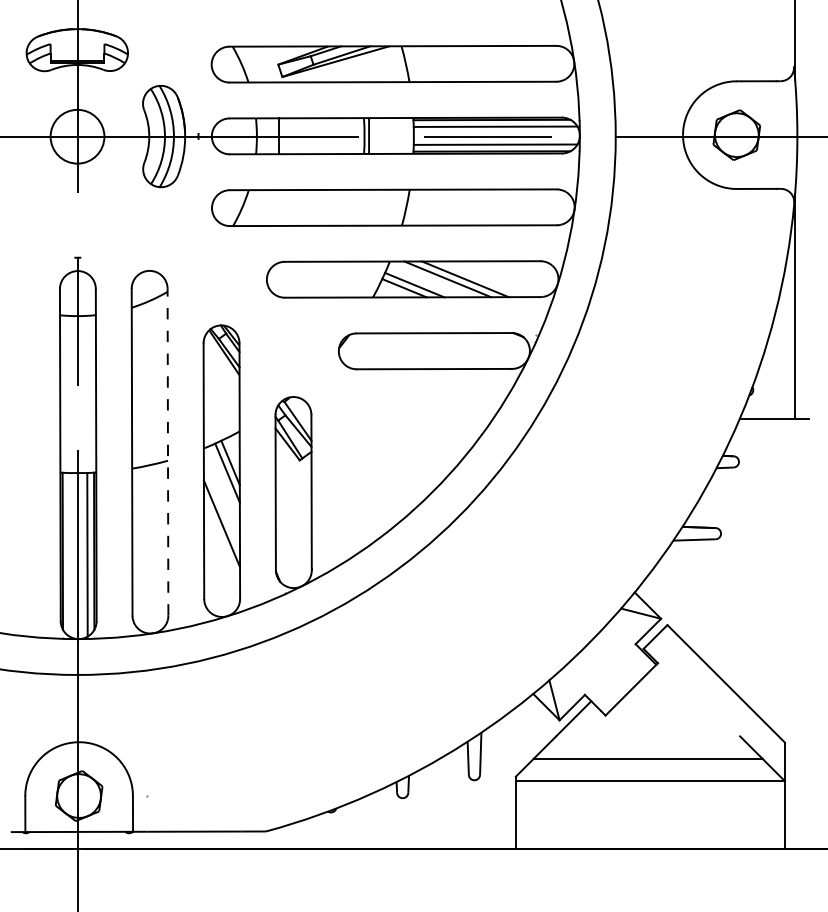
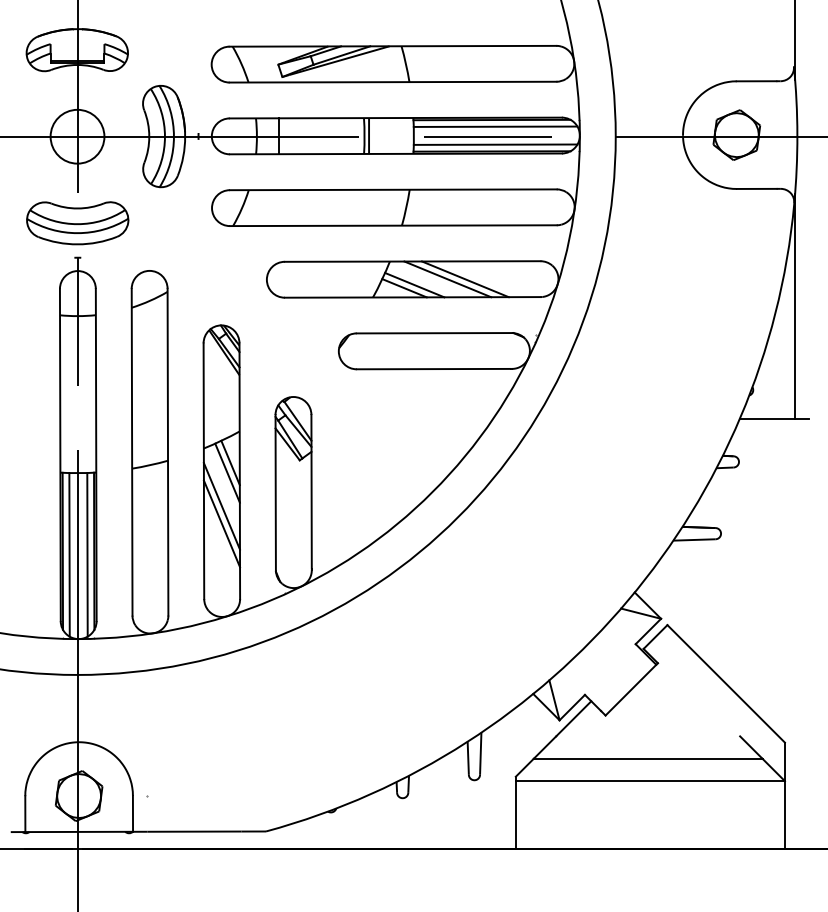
part: none -> present (77, 223)
line: dashed -> solid (167, 451)
line: none -> present (221, 506)
line: none -> present (69, 554)
